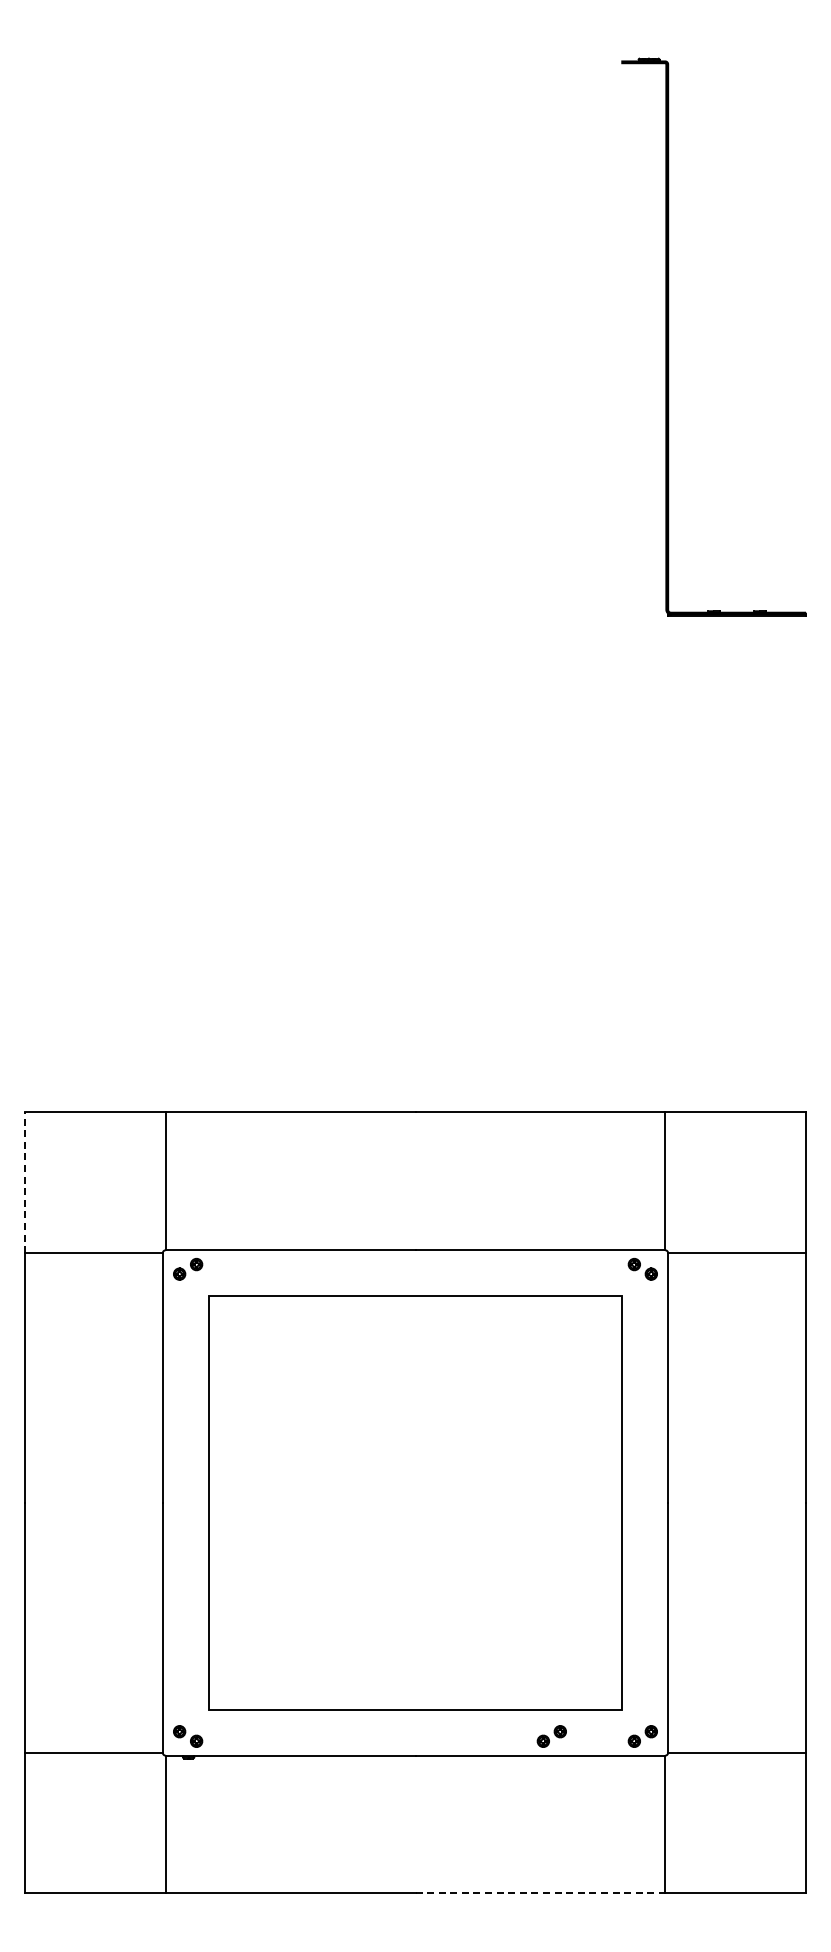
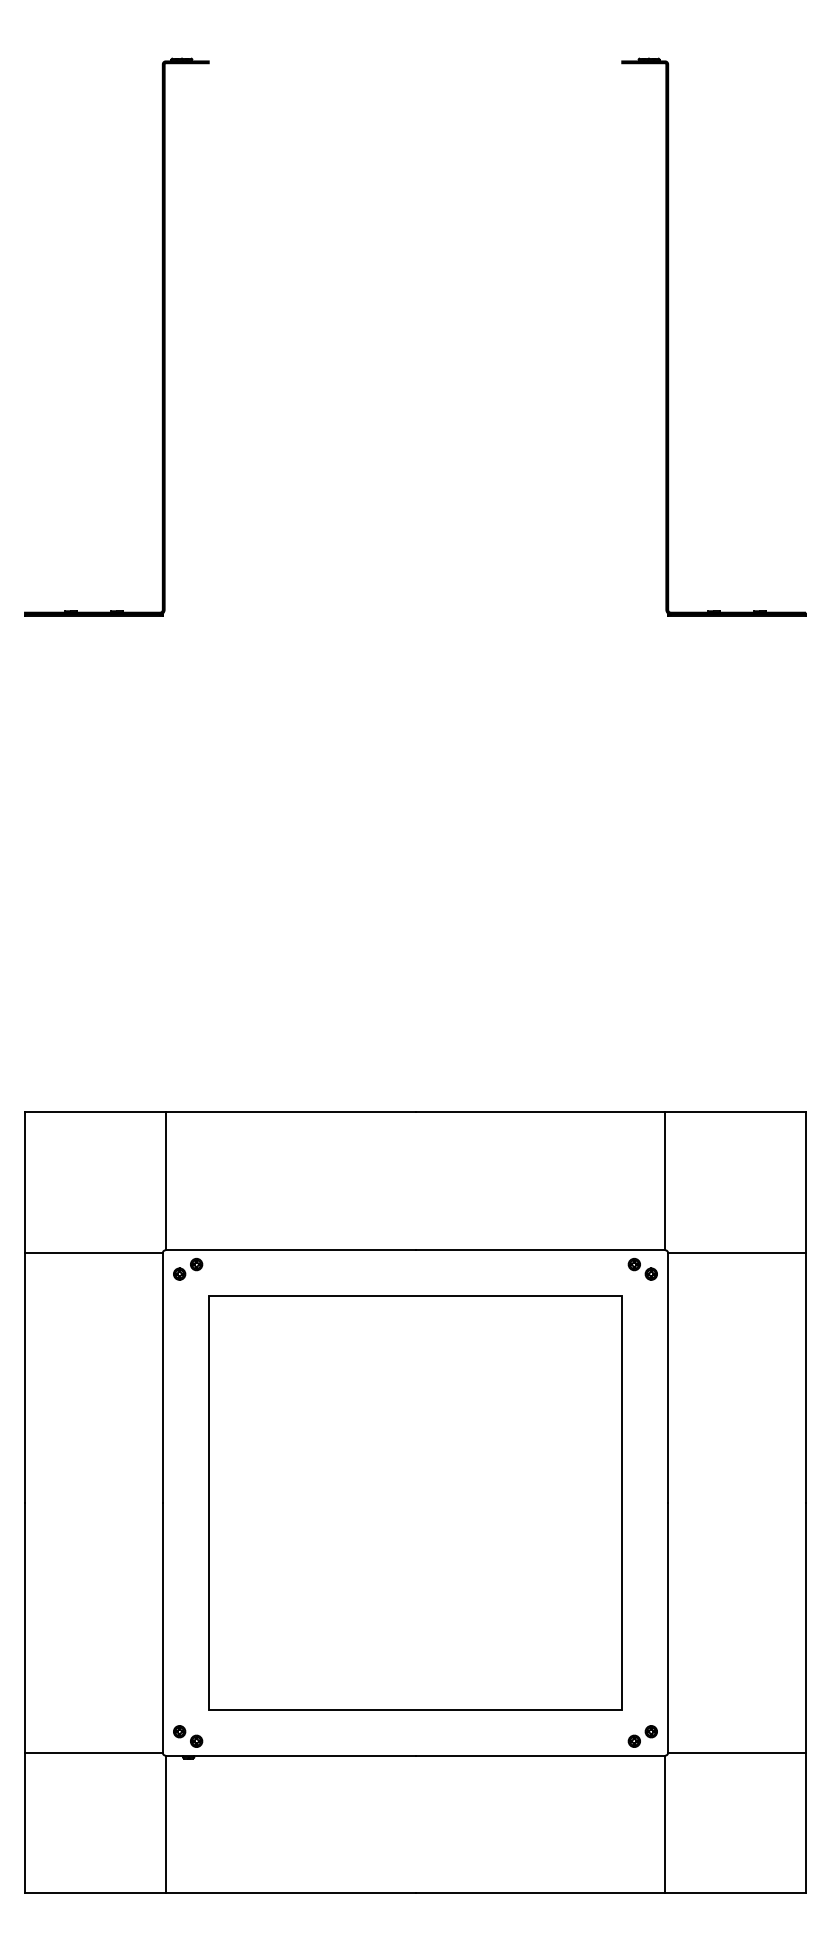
part: none -> present (161, 336)
line: dashed -> solid (25, 1182)
part: present -> none (551, 1736)
line: dashed -> solid (540, 1893)
